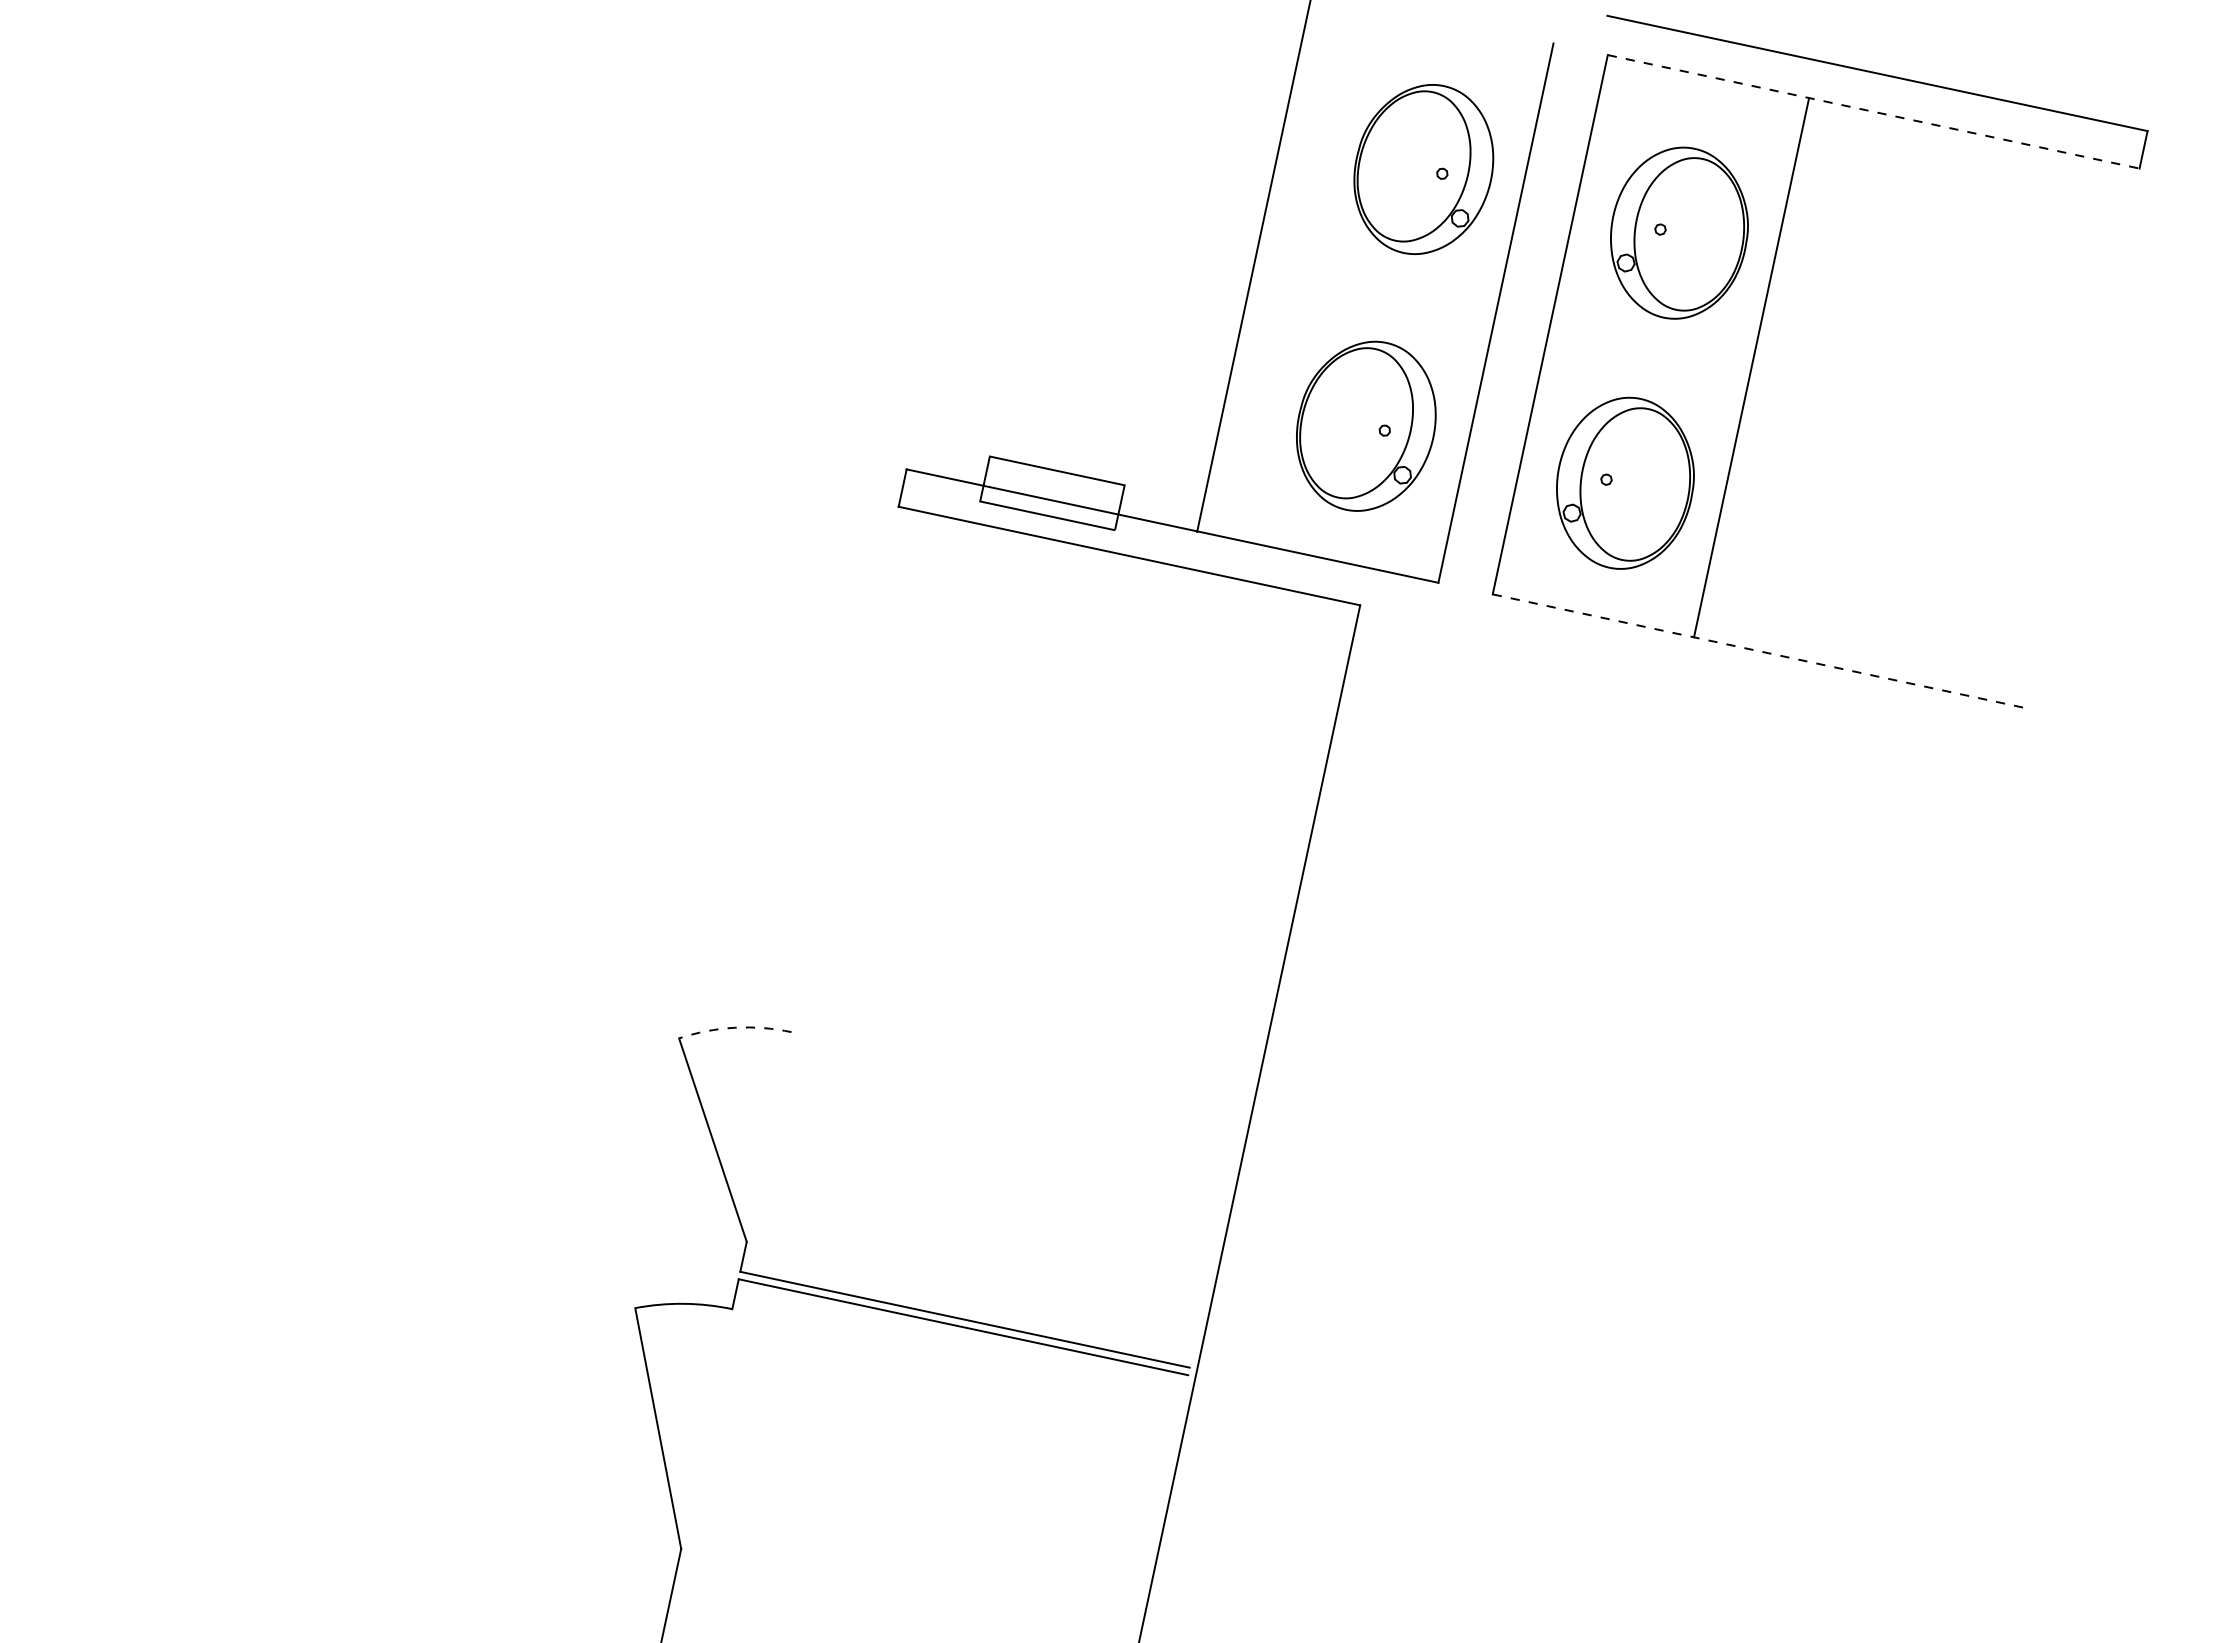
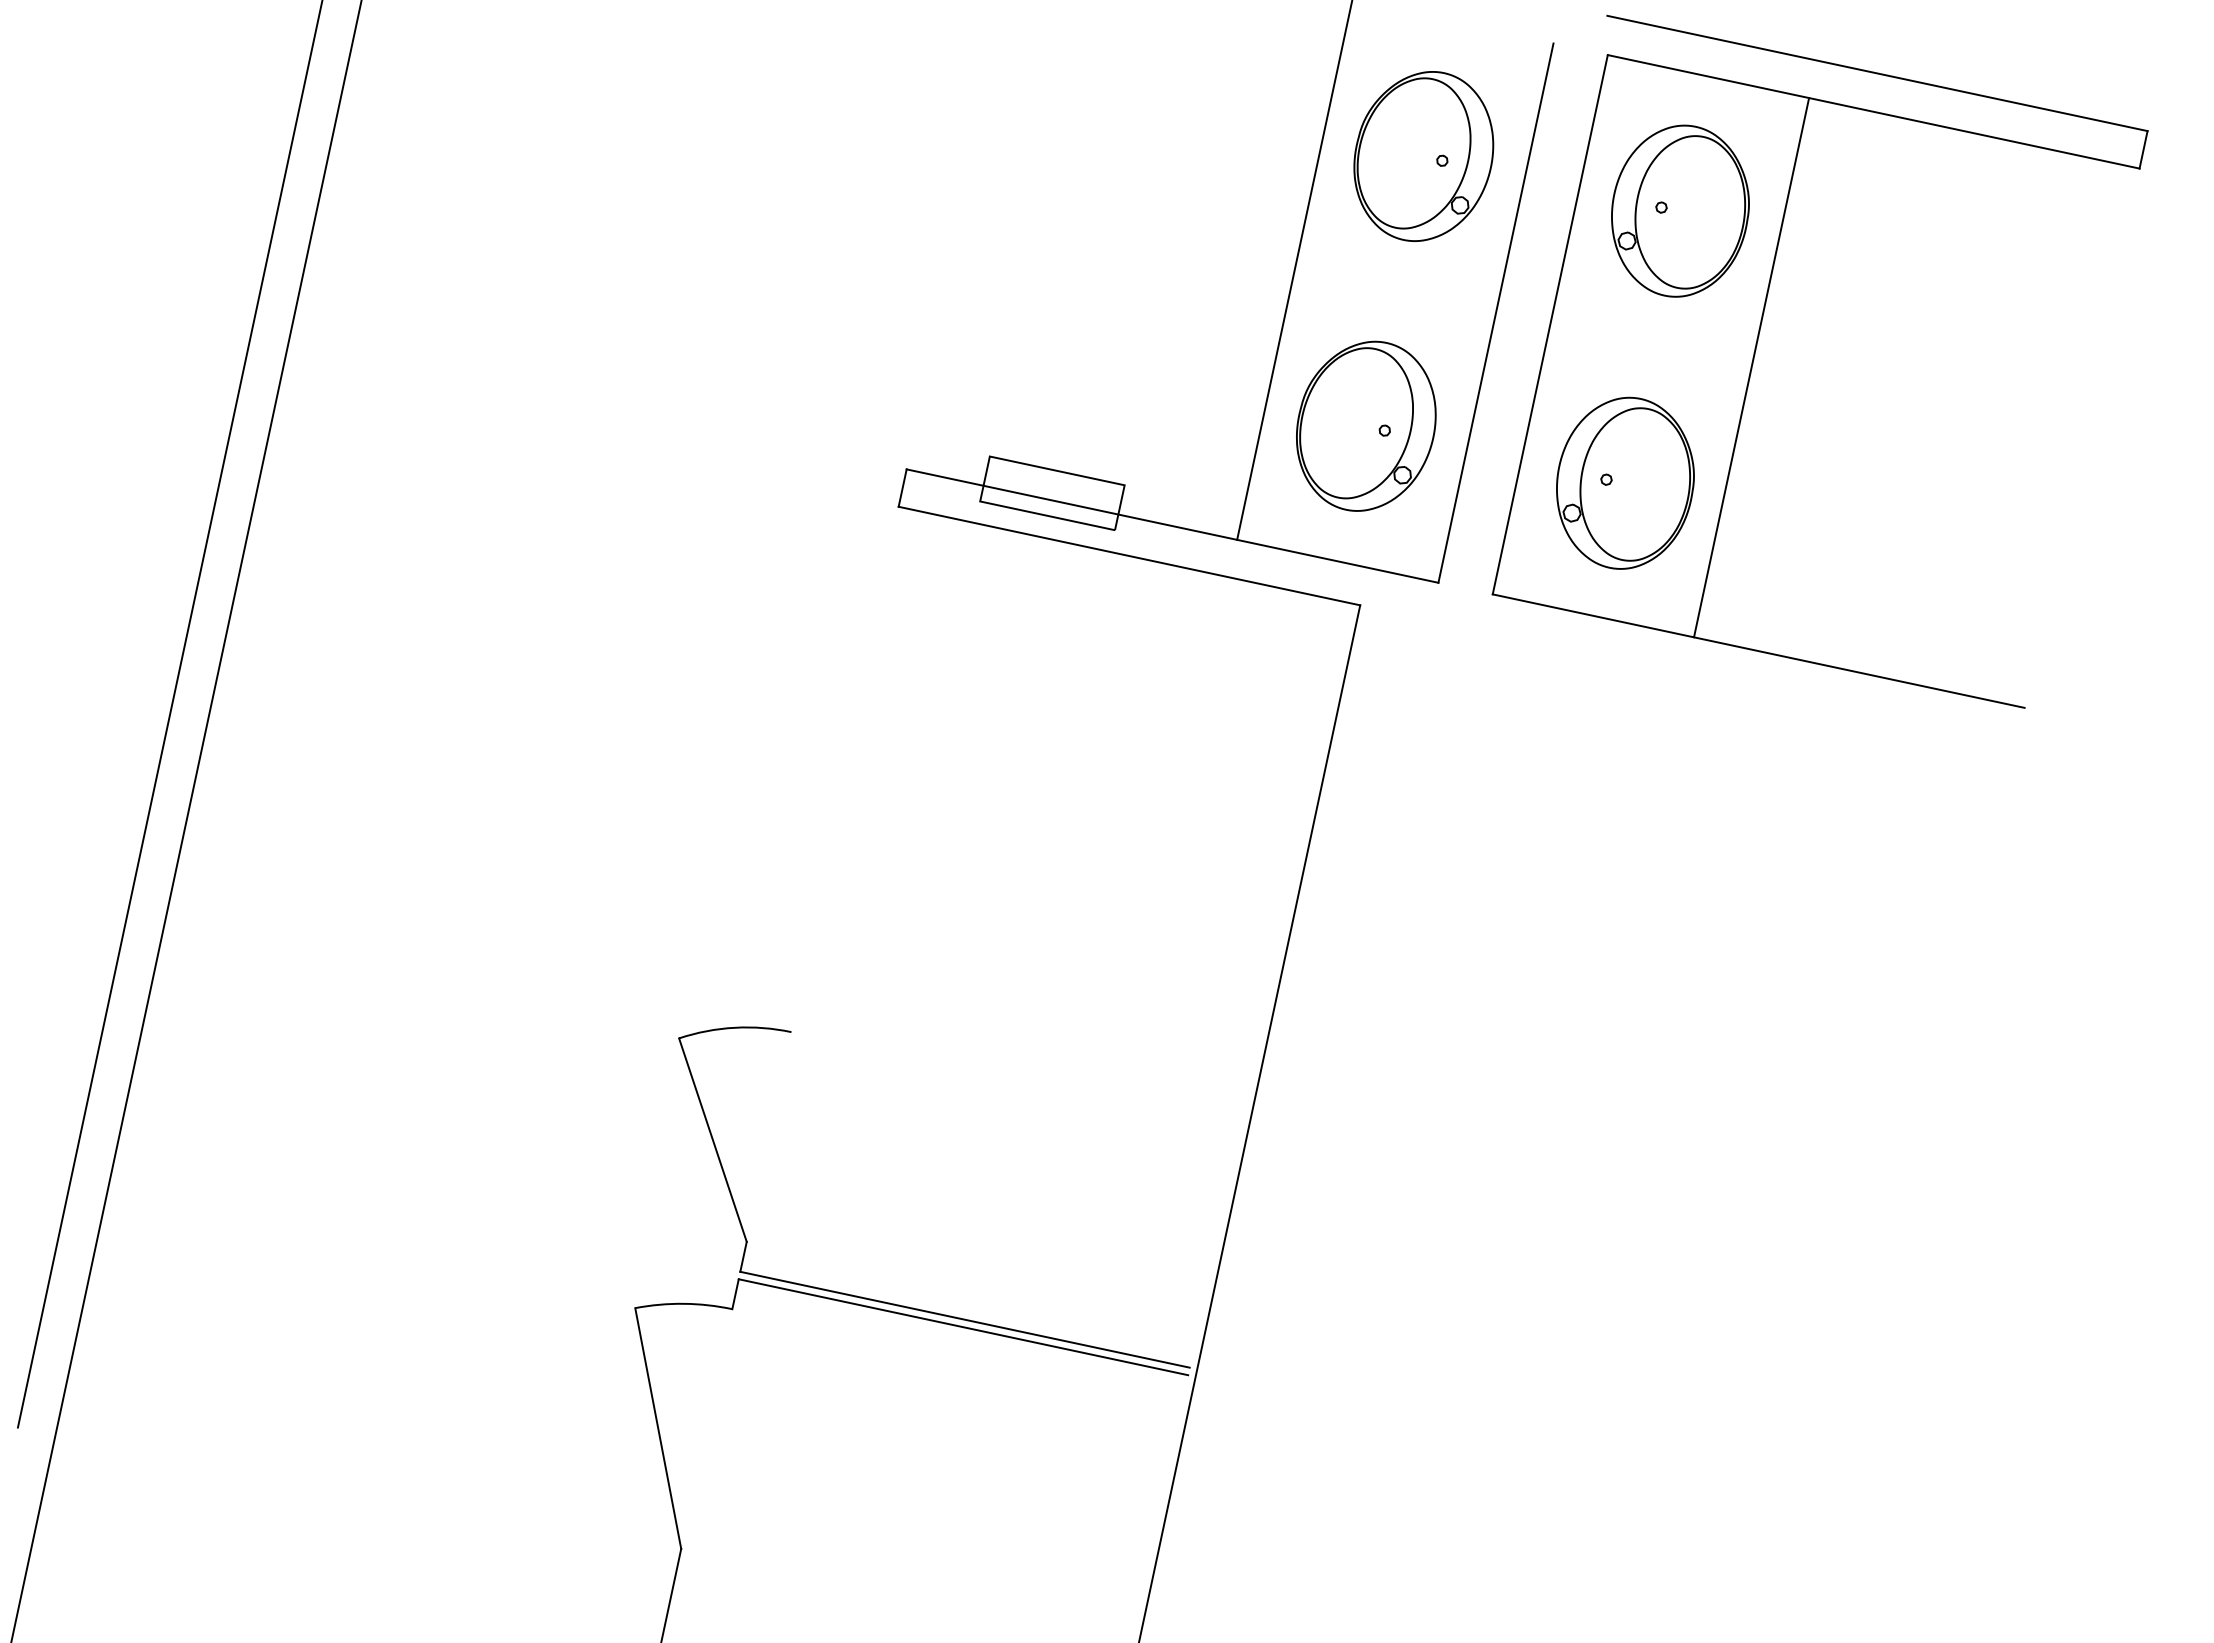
line: dashed -> solid (1873, 111)
part position: (1423, 169) -> (1423, 156) (1423, 156)
part position: (1679, 232) -> (1680, 210) (1680, 210)
line position: (1253, 266) -> (1294, 270) (1294, 270)
line: dashed -> solid (1758, 651)
line: none -> present (169, 714)
line: none -> present (186, 820)
arc: dashed -> solid (734, 1027)
